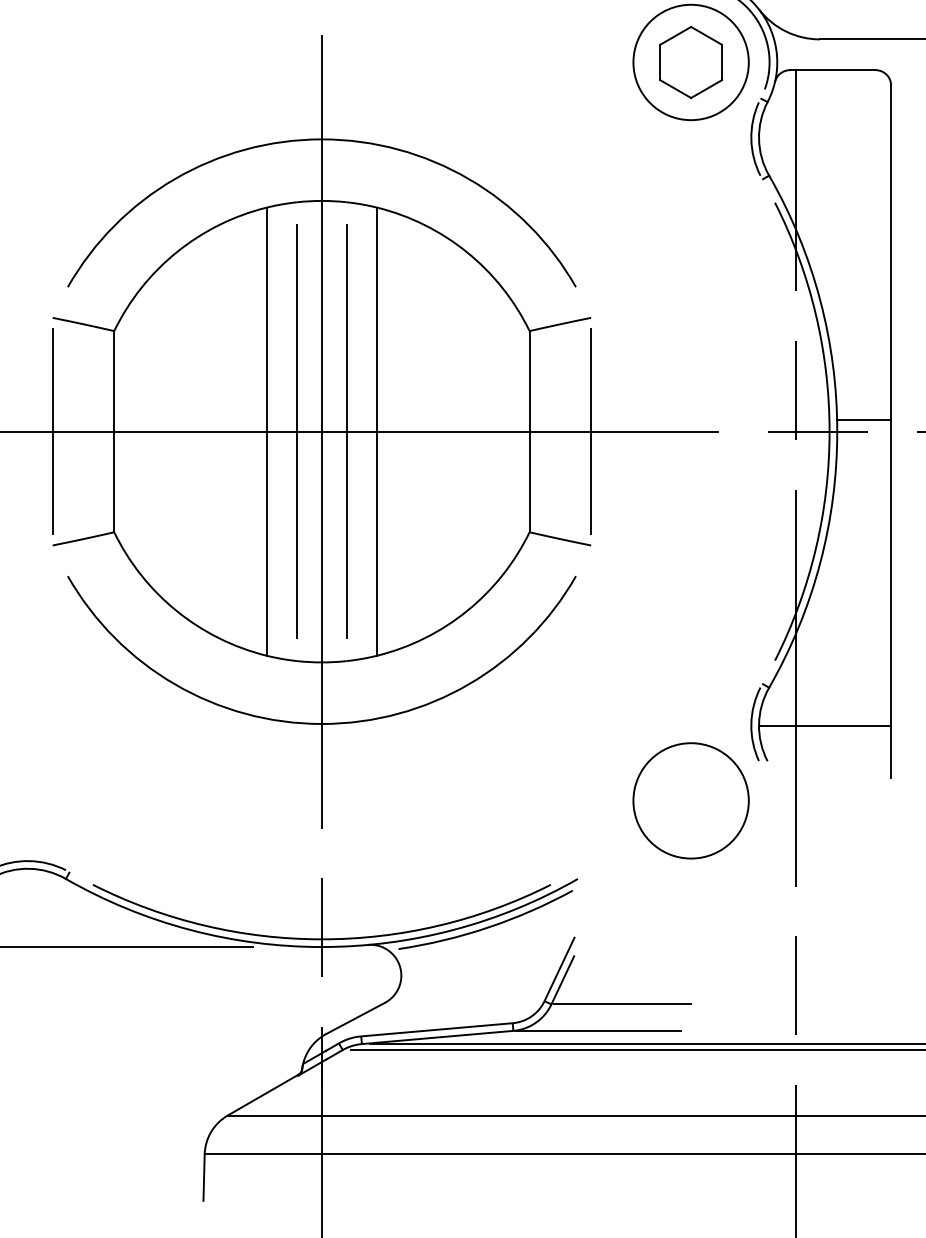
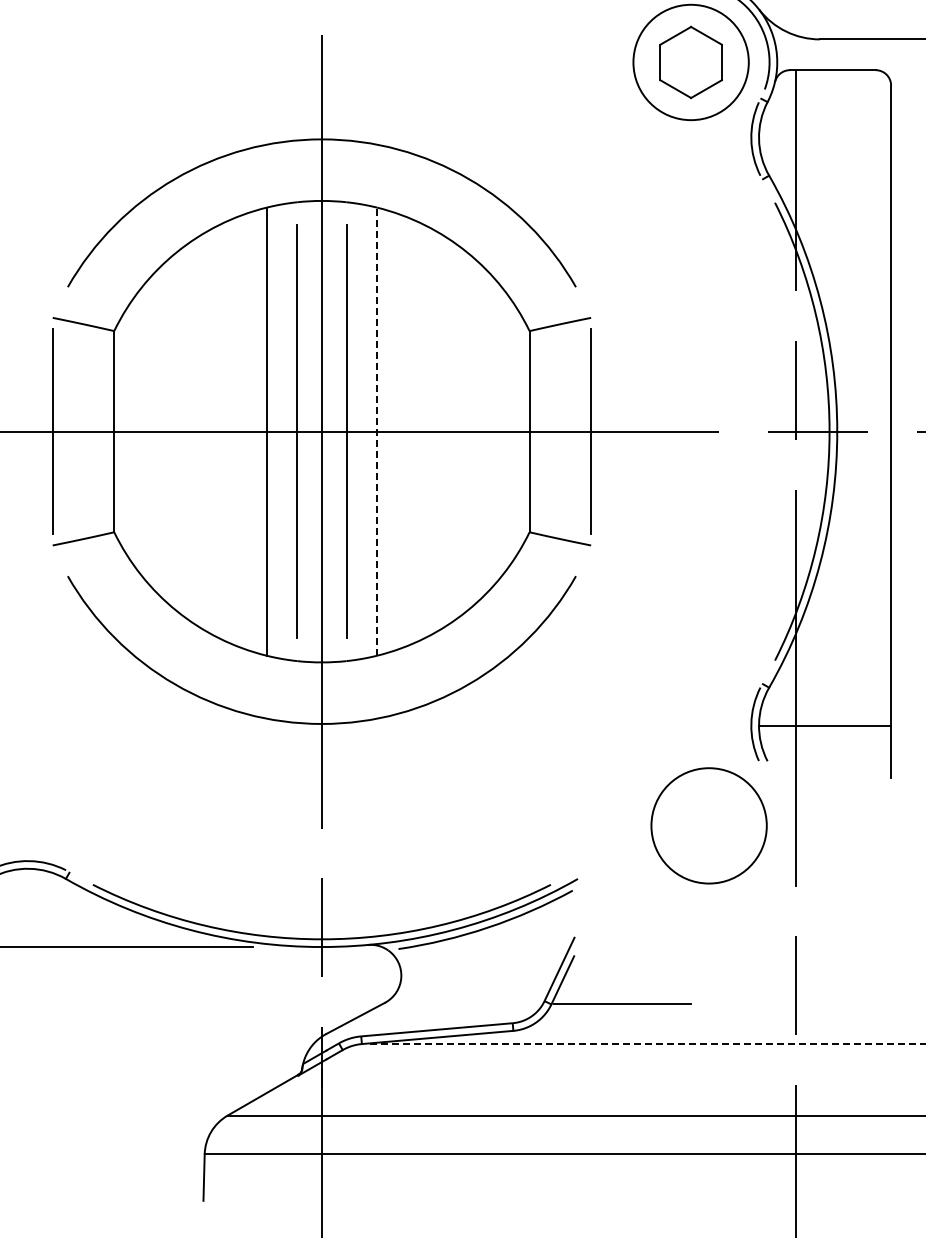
line: present -> none (864, 419)
line: solid -> dashed (377, 431)
circle position: (690, 800) -> (708, 825) (708, 825)
line: present -> none (597, 1030)
line: solid -> dashed (647, 1044)
line: present -> none (636, 1050)
